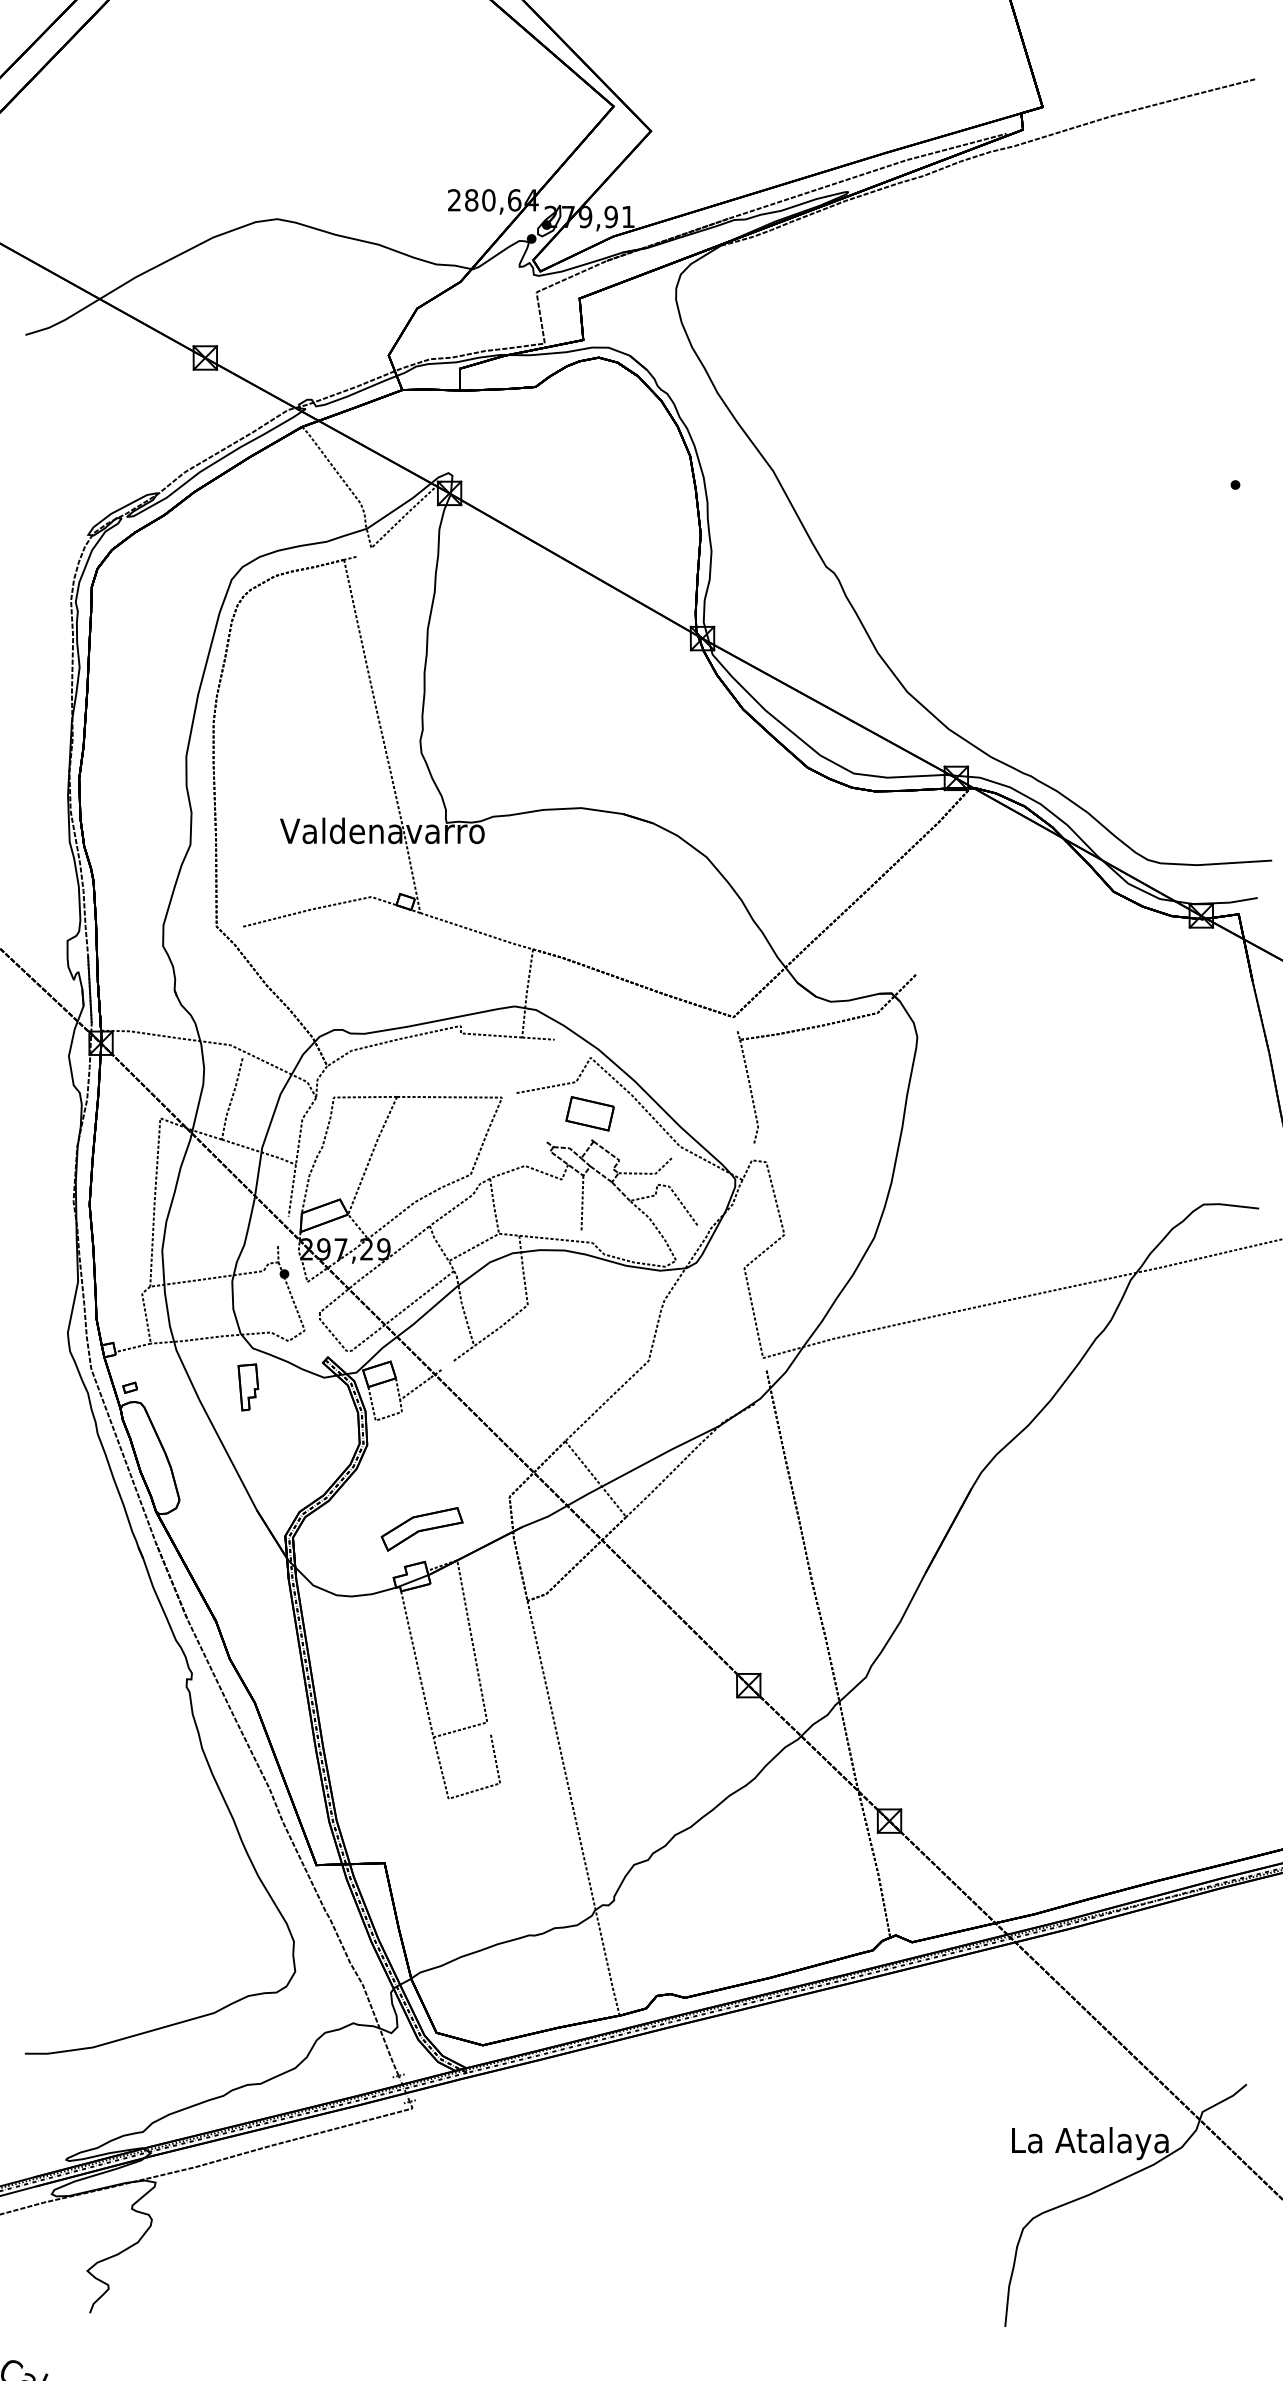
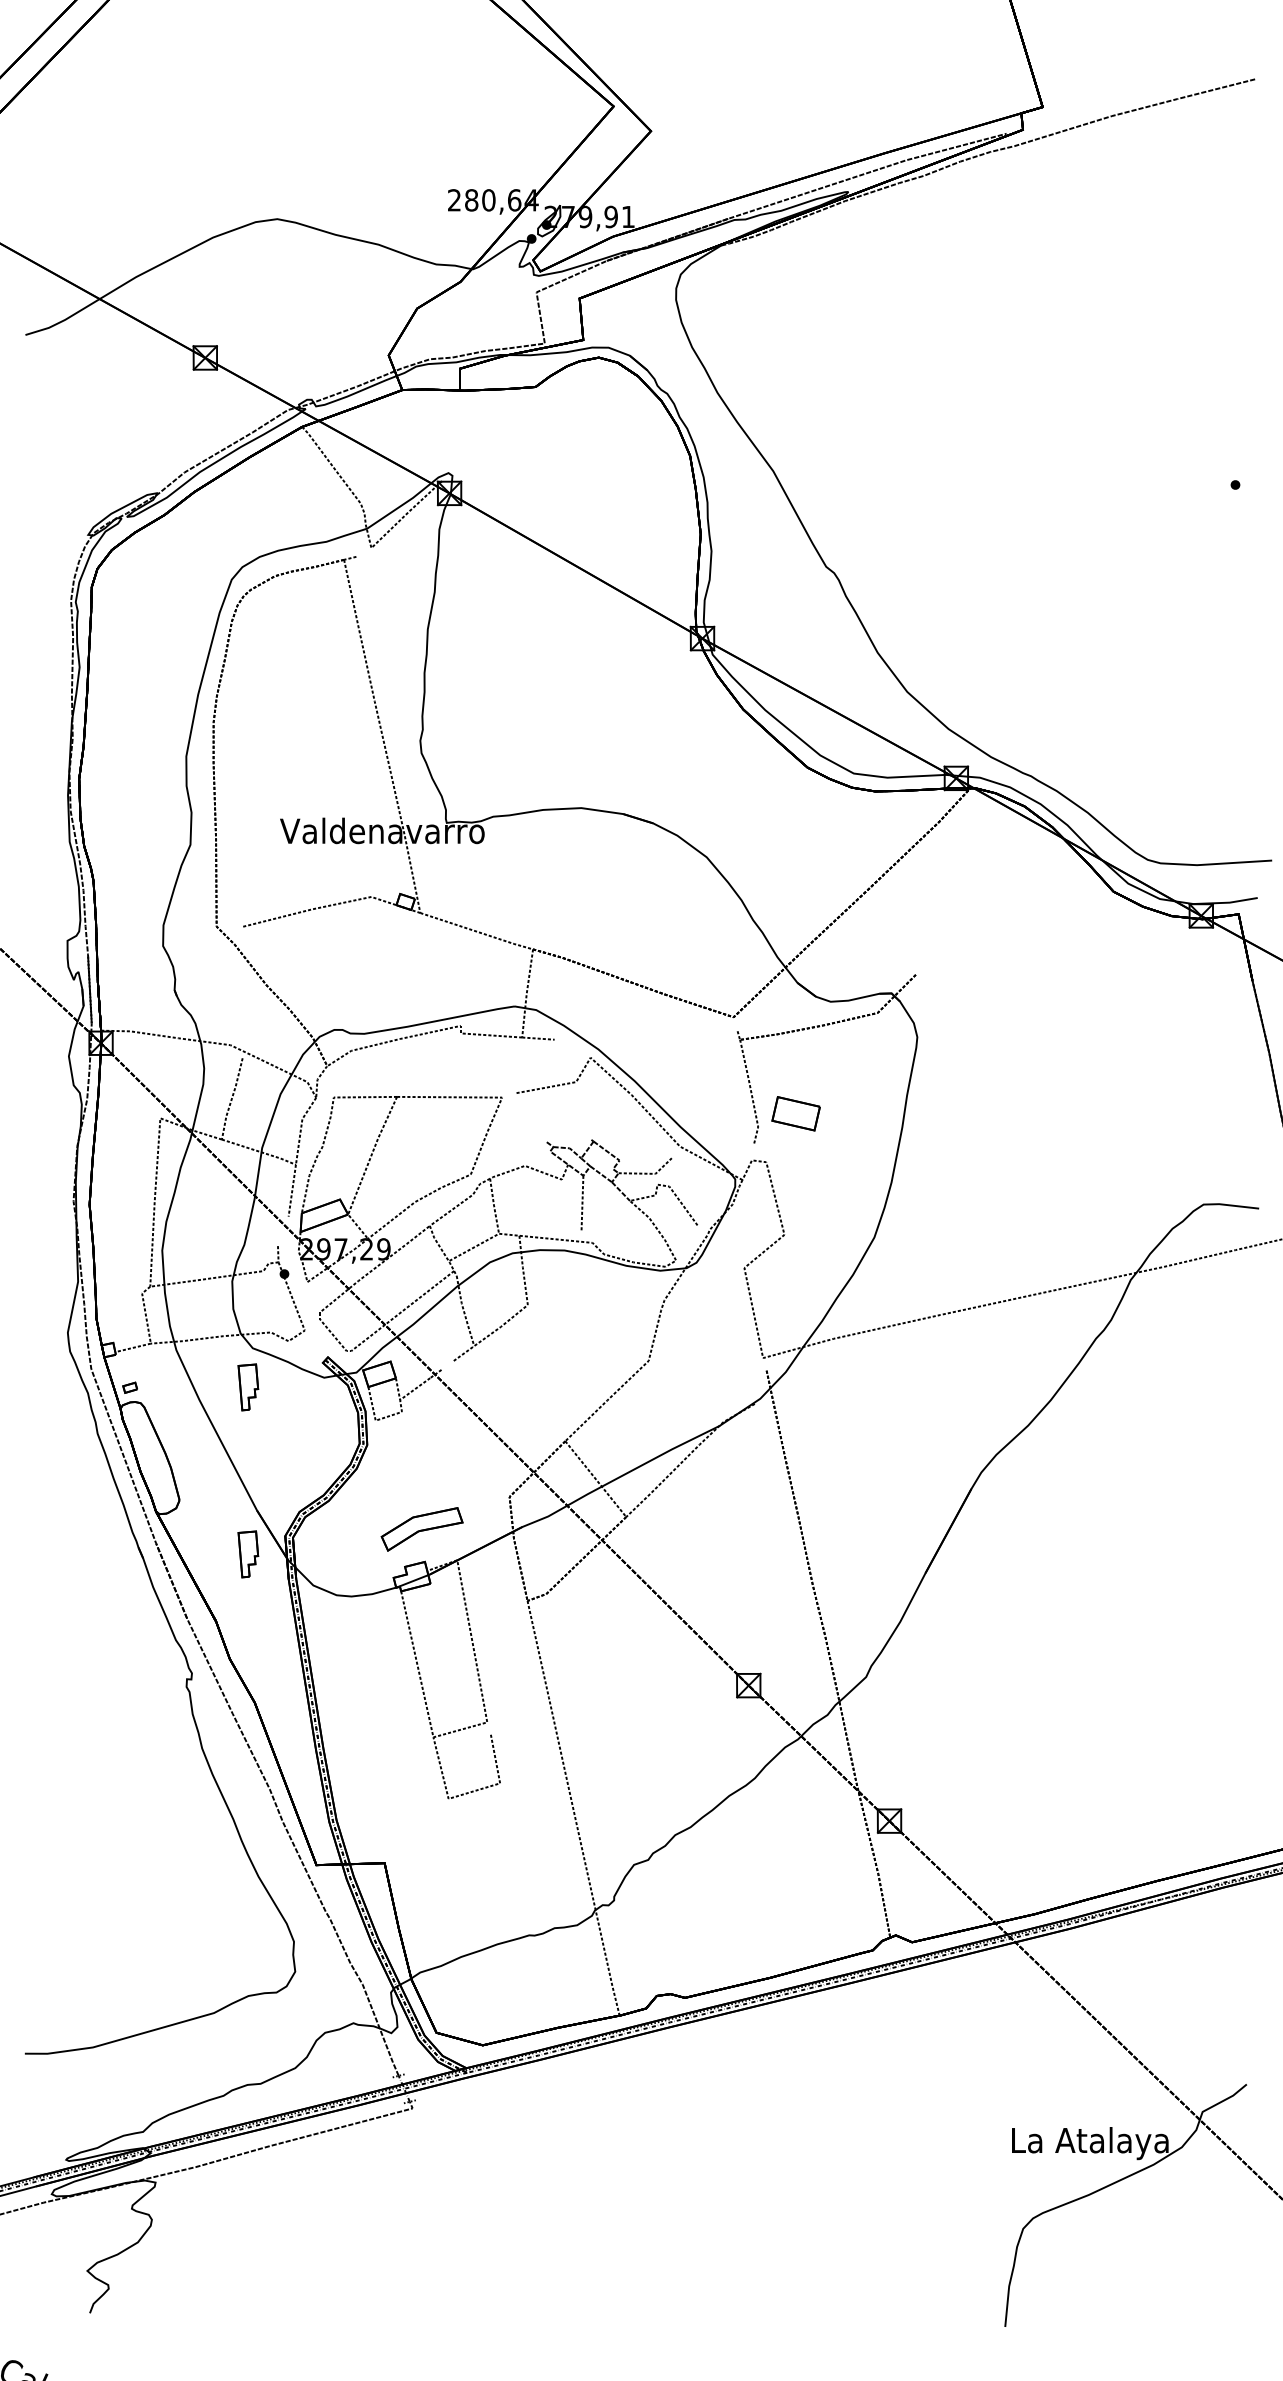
part position: (589, 1113) -> (795, 1113) (795, 1113)
part: none -> present (248, 1554)
